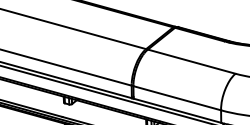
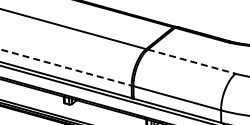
line: solid -> dashed (192, 61)
line: solid -> dashed (66, 67)
